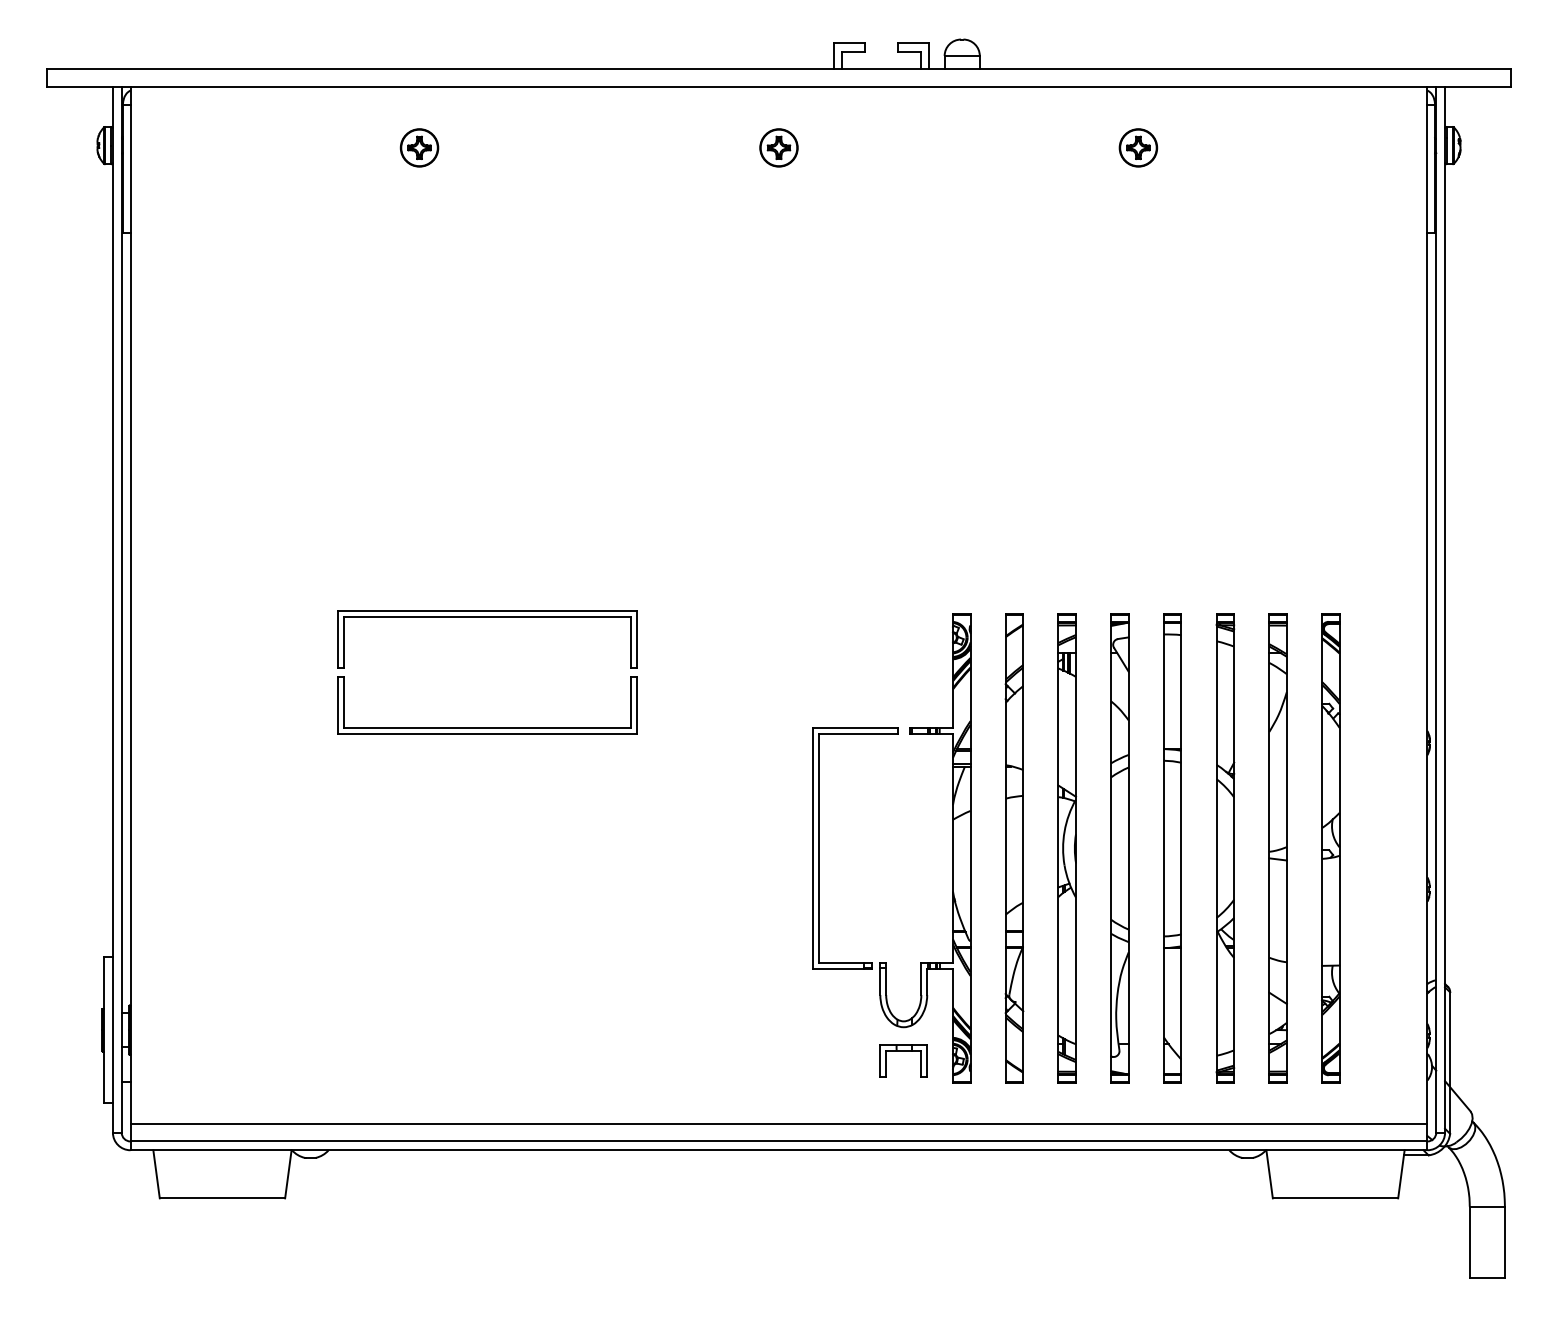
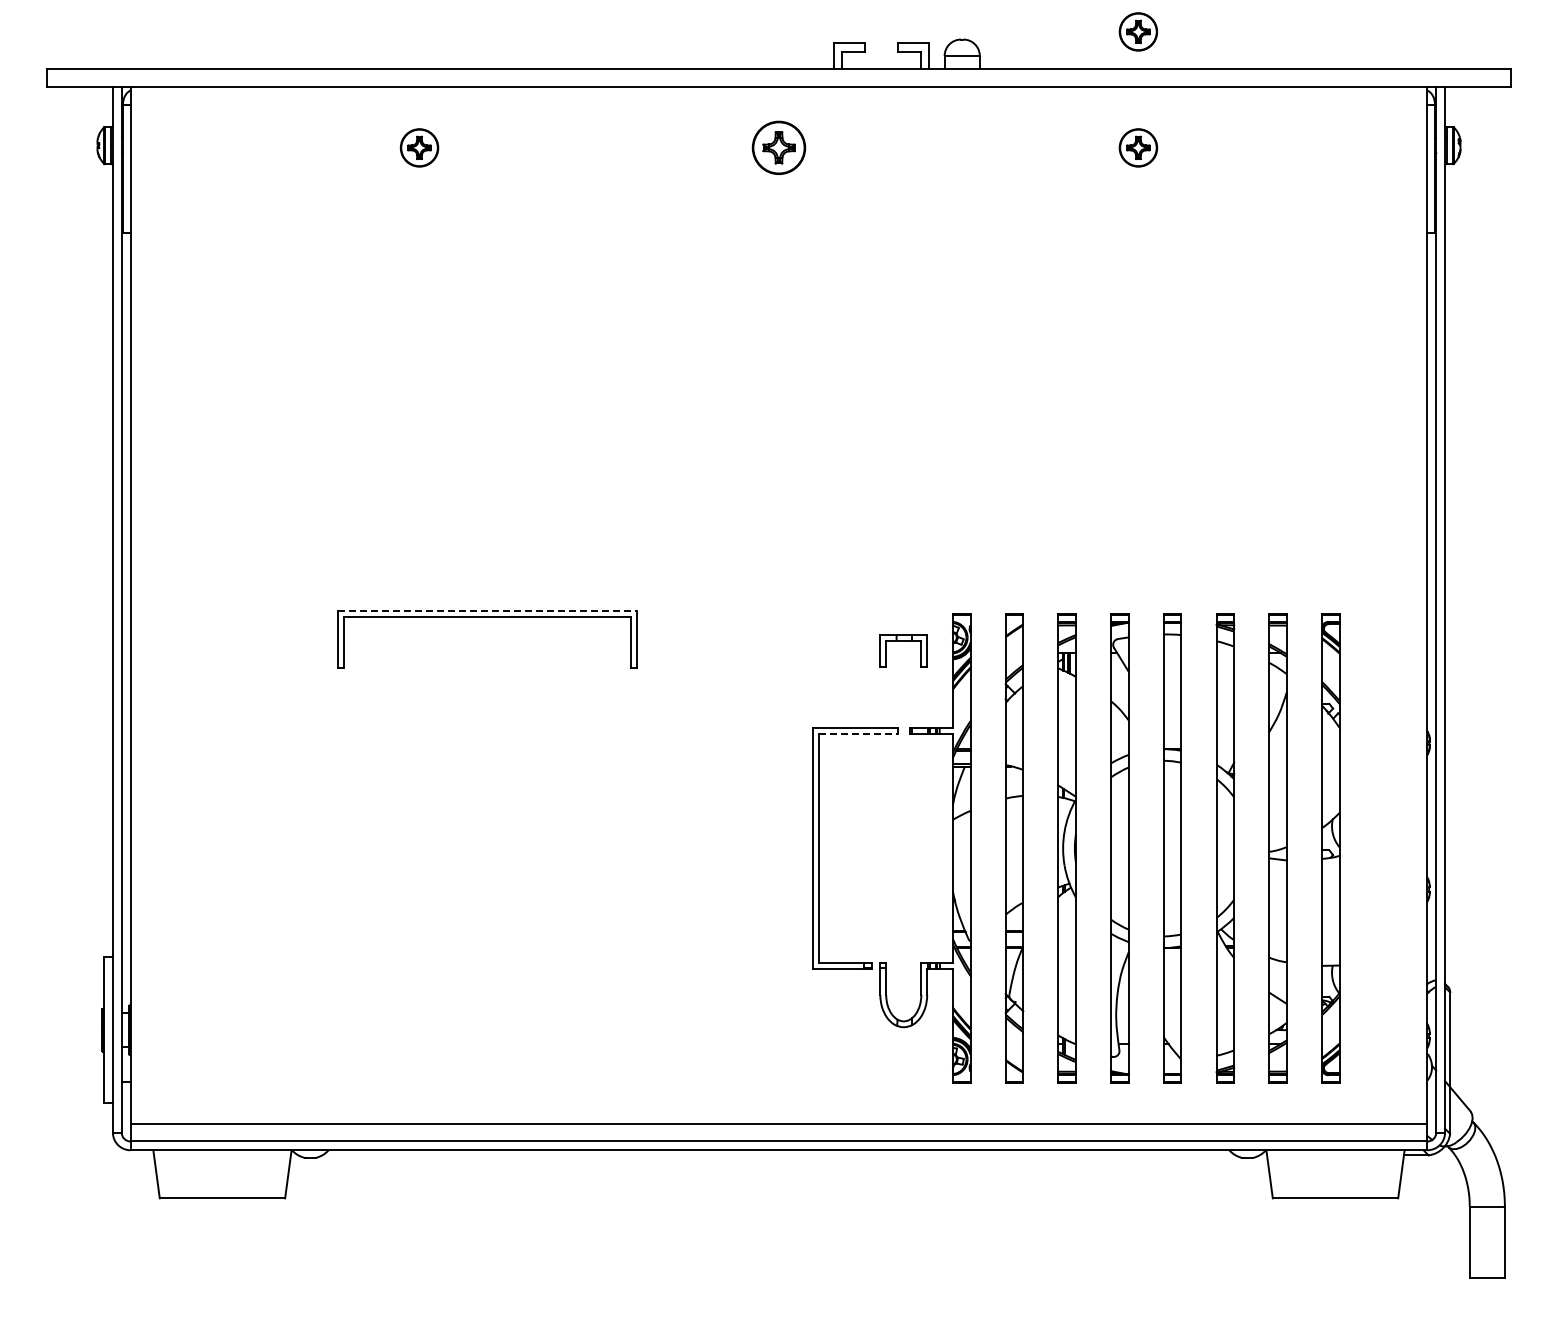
part: none -> present (1138, 31)
part size: 40x40 px -> 56x55 px (778, 147)
line: solid -> dashed (488, 611)
part: present -> none (487, 727)
line: solid -> dashed (858, 734)
part position: (903, 1051) -> (903, 641) (903, 641)
